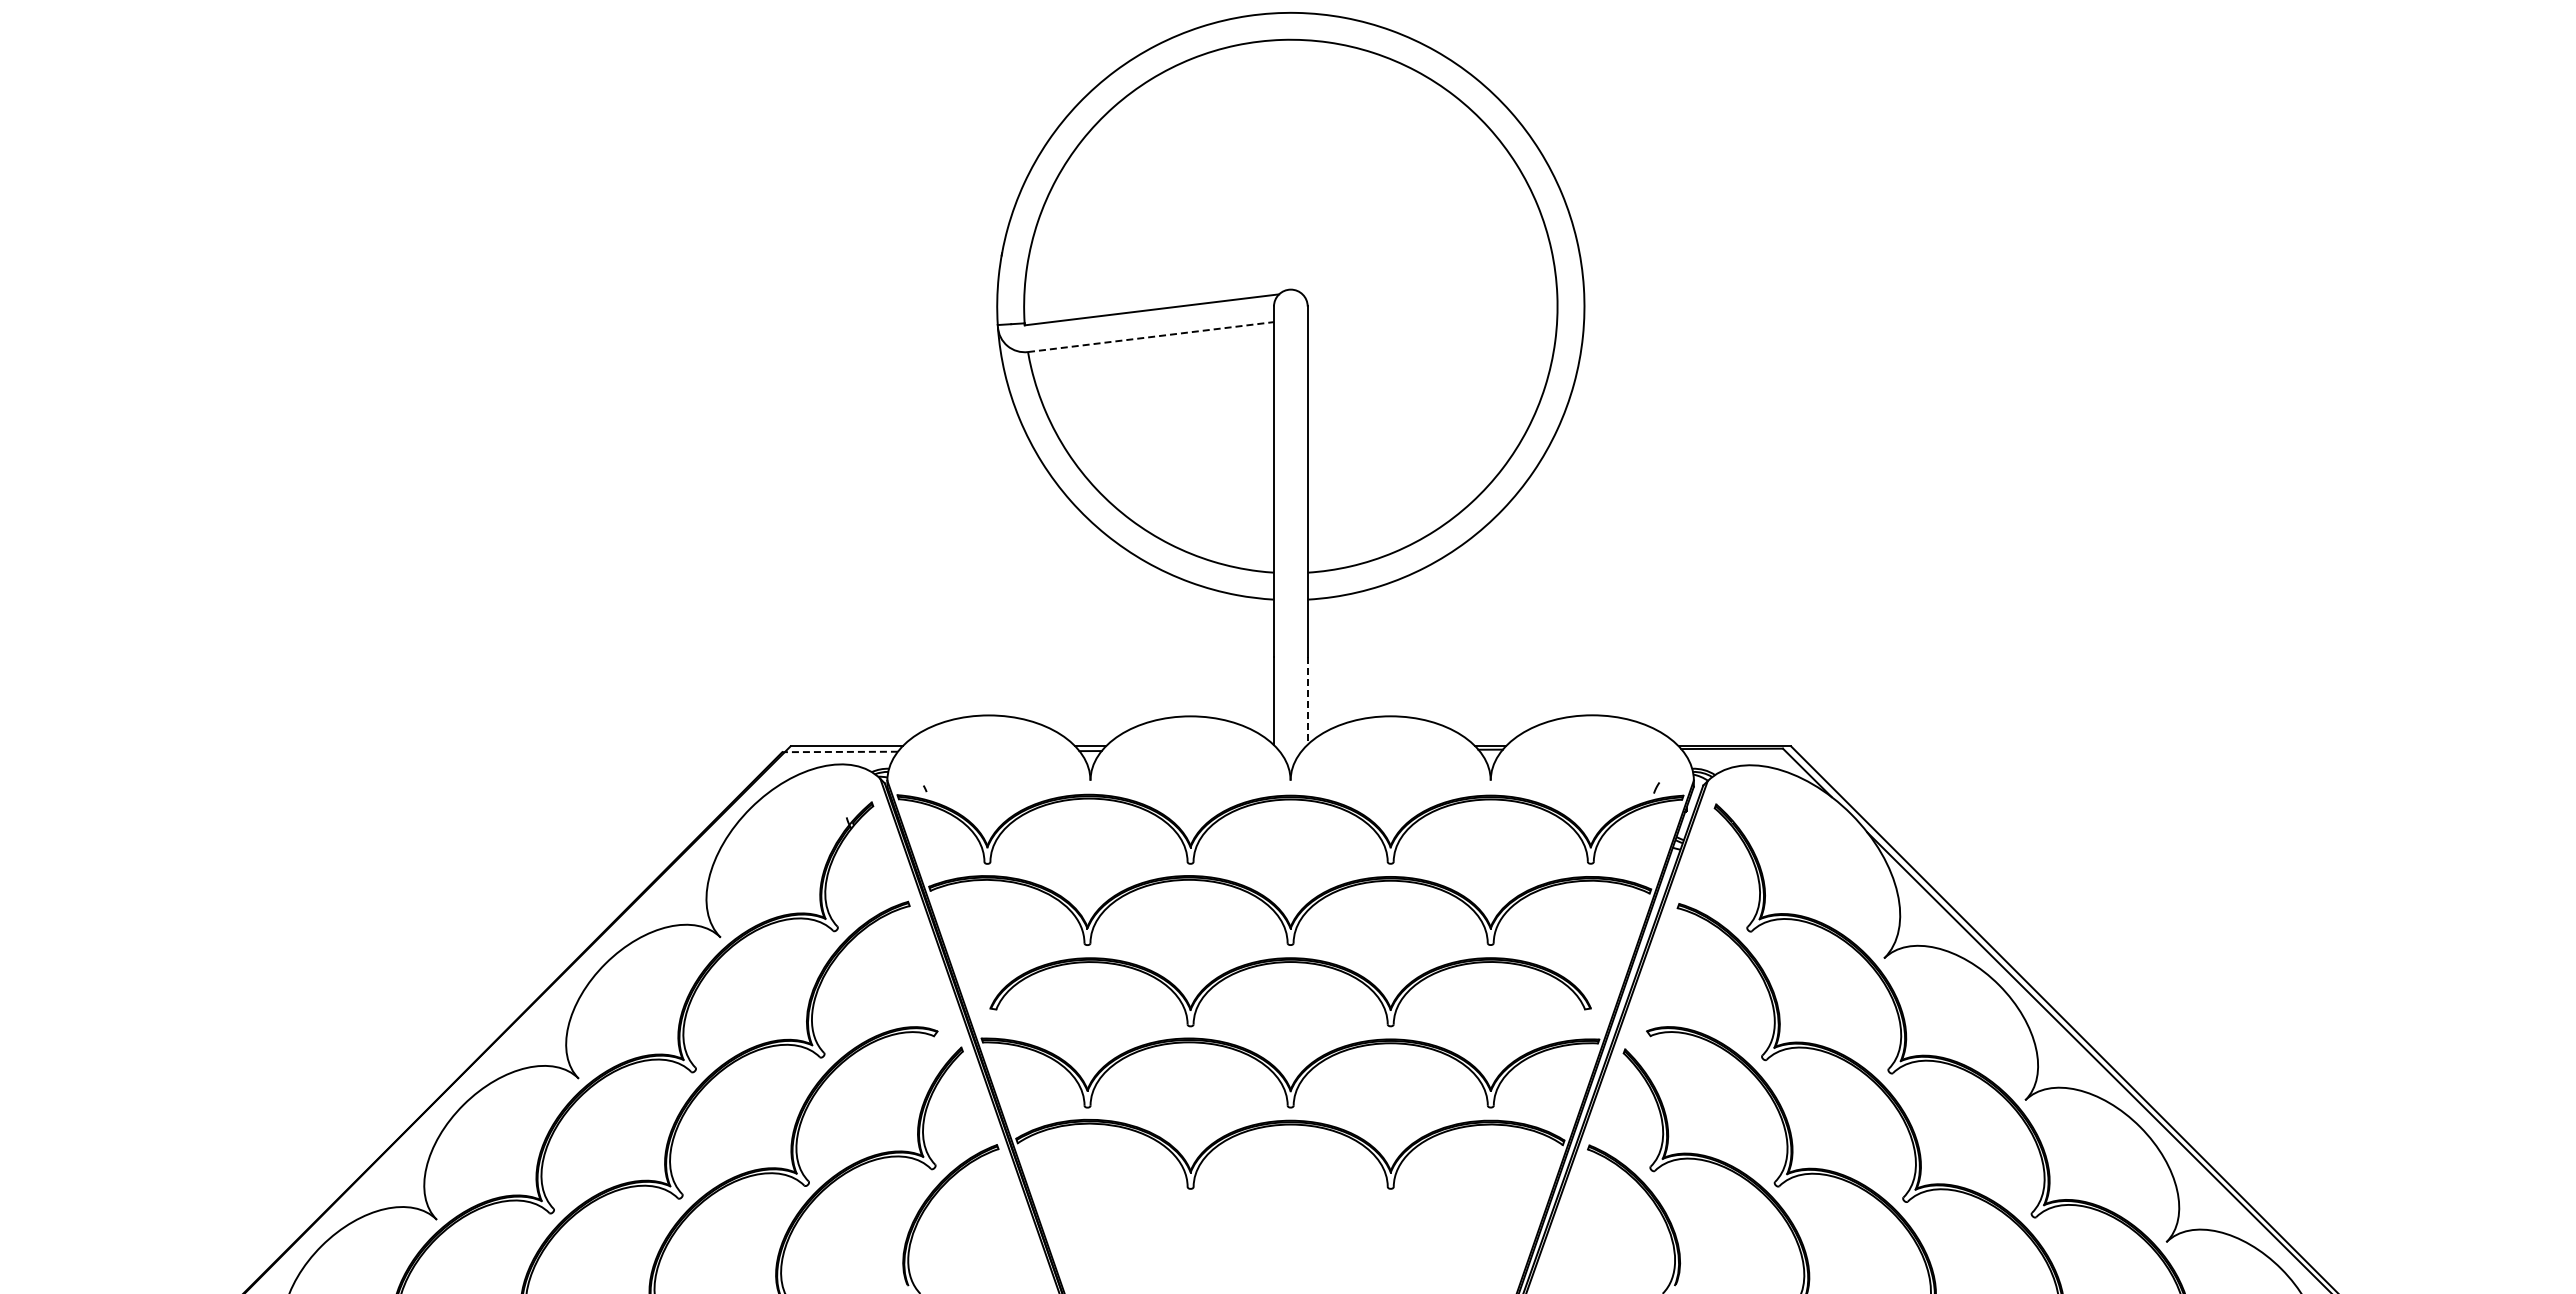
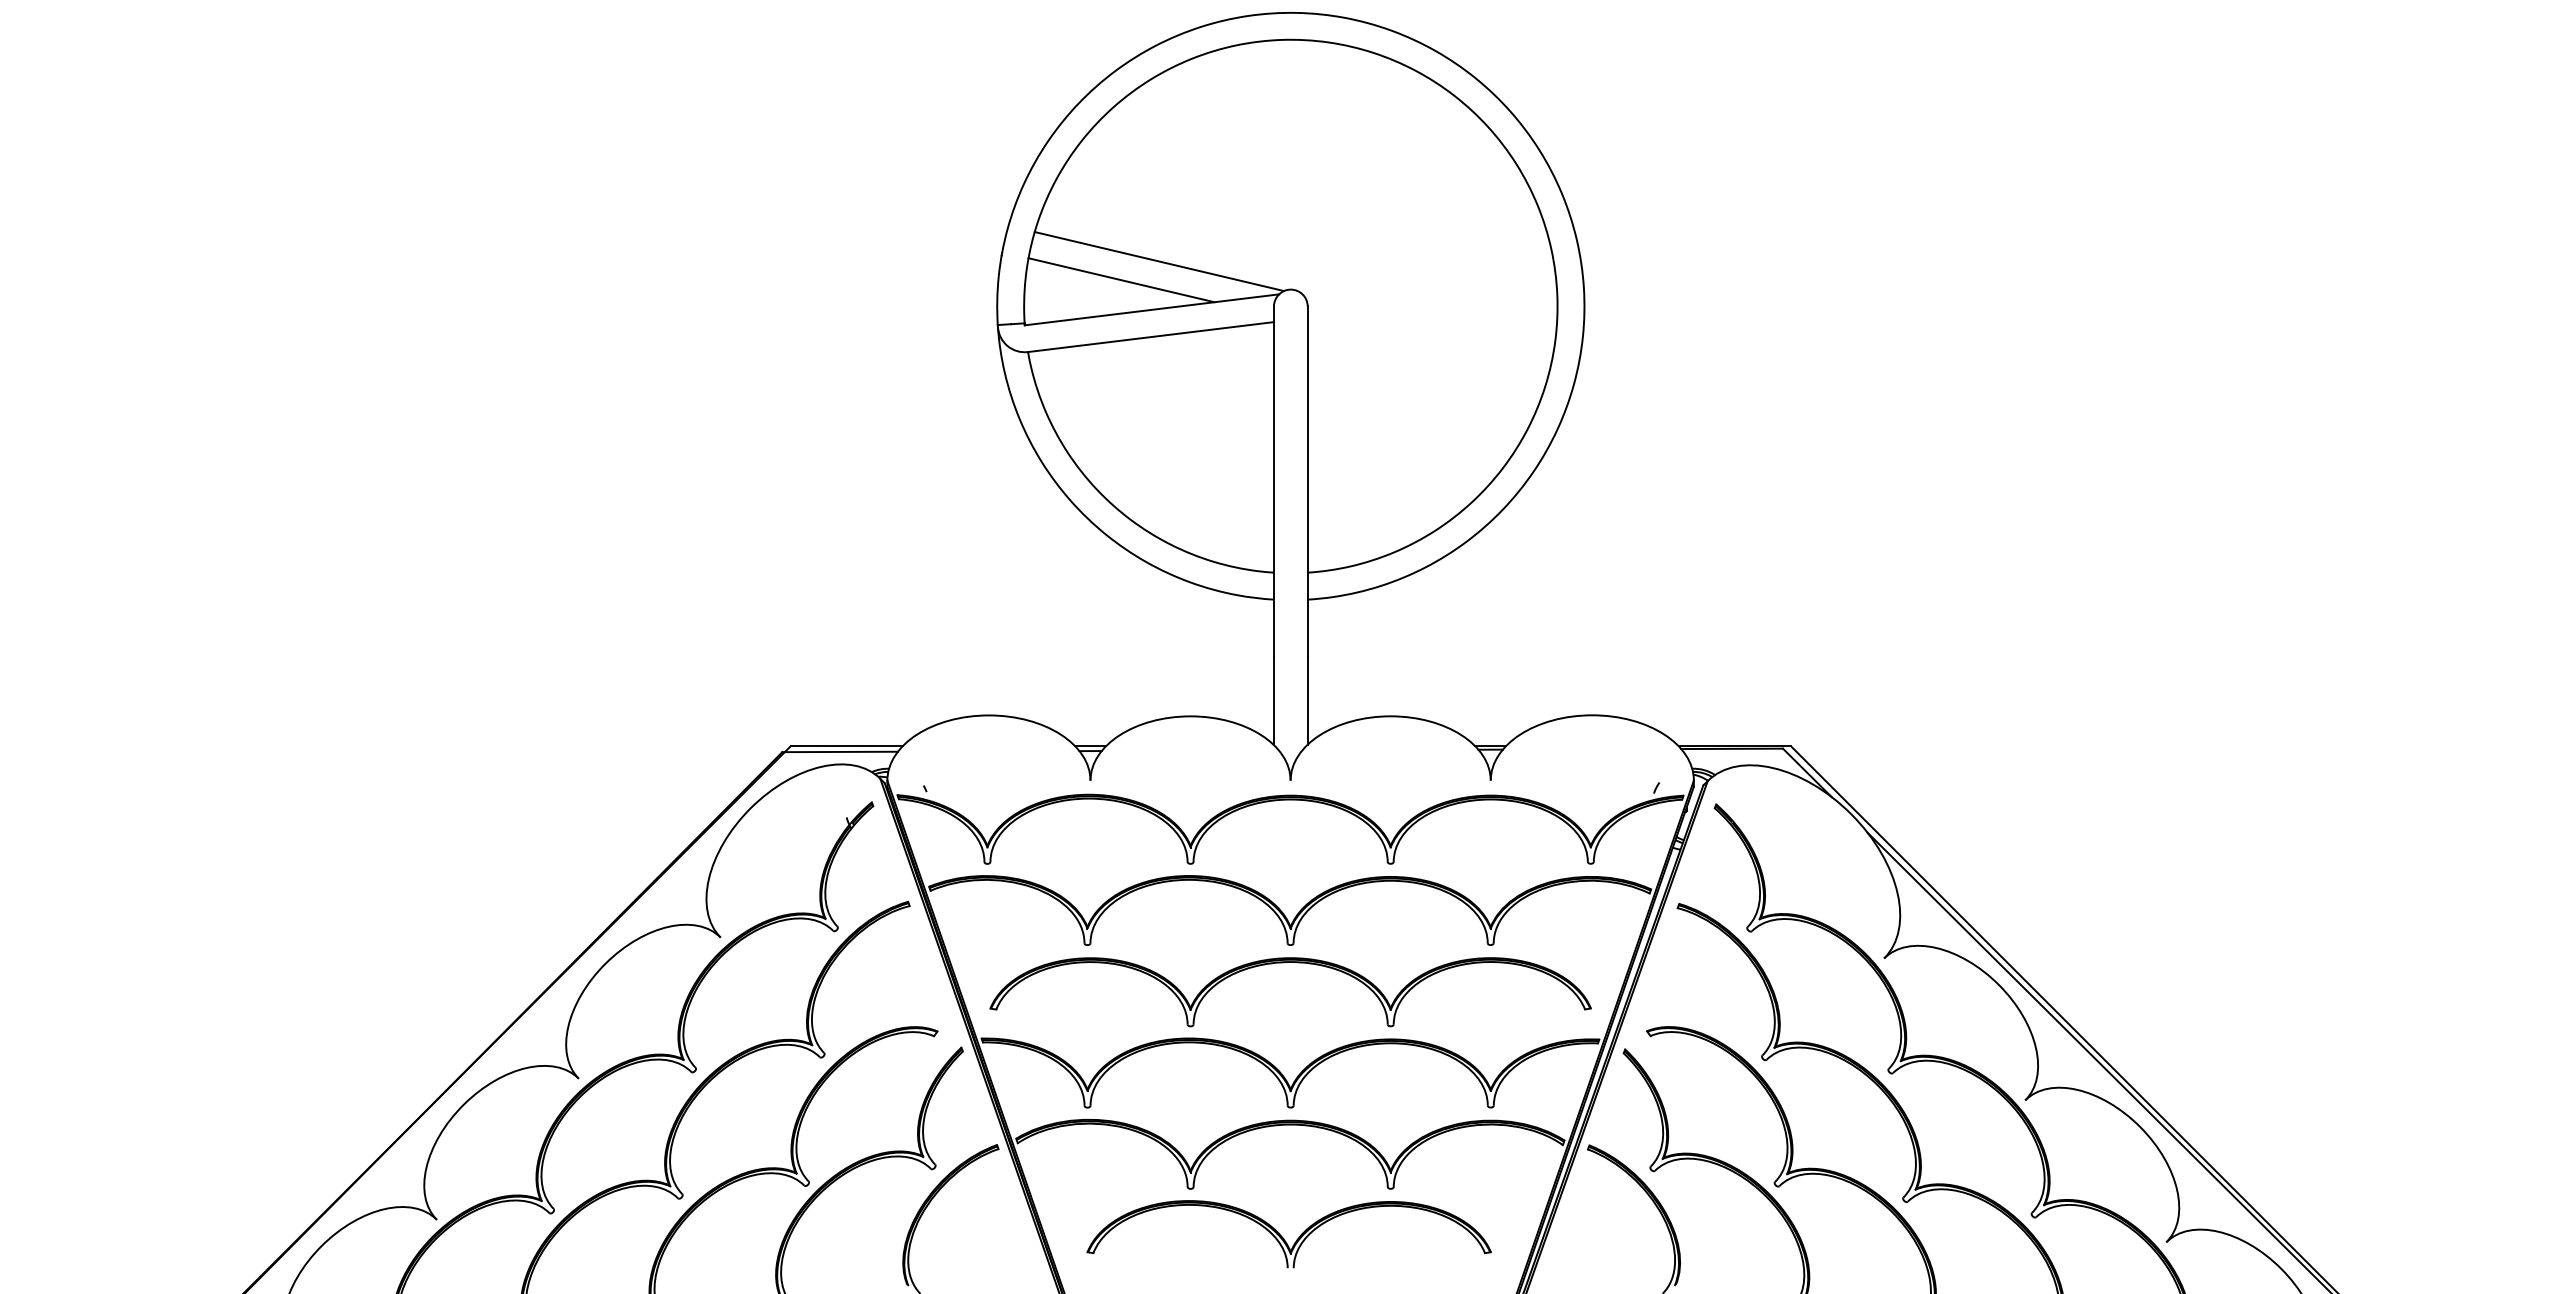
line: none -> present (1159, 261)
line: none -> present (1121, 280)
line: dashed -> solid (1151, 337)
line: dashed -> solid (1307, 700)
line: dashed -> solid (840, 751)
part: none -> present (1288, 1234)
